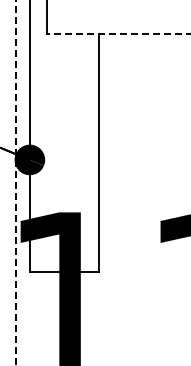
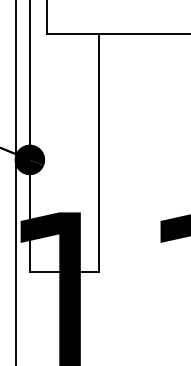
line: dashed -> solid (118, 33)
line: dashed -> solid (16, 183)
